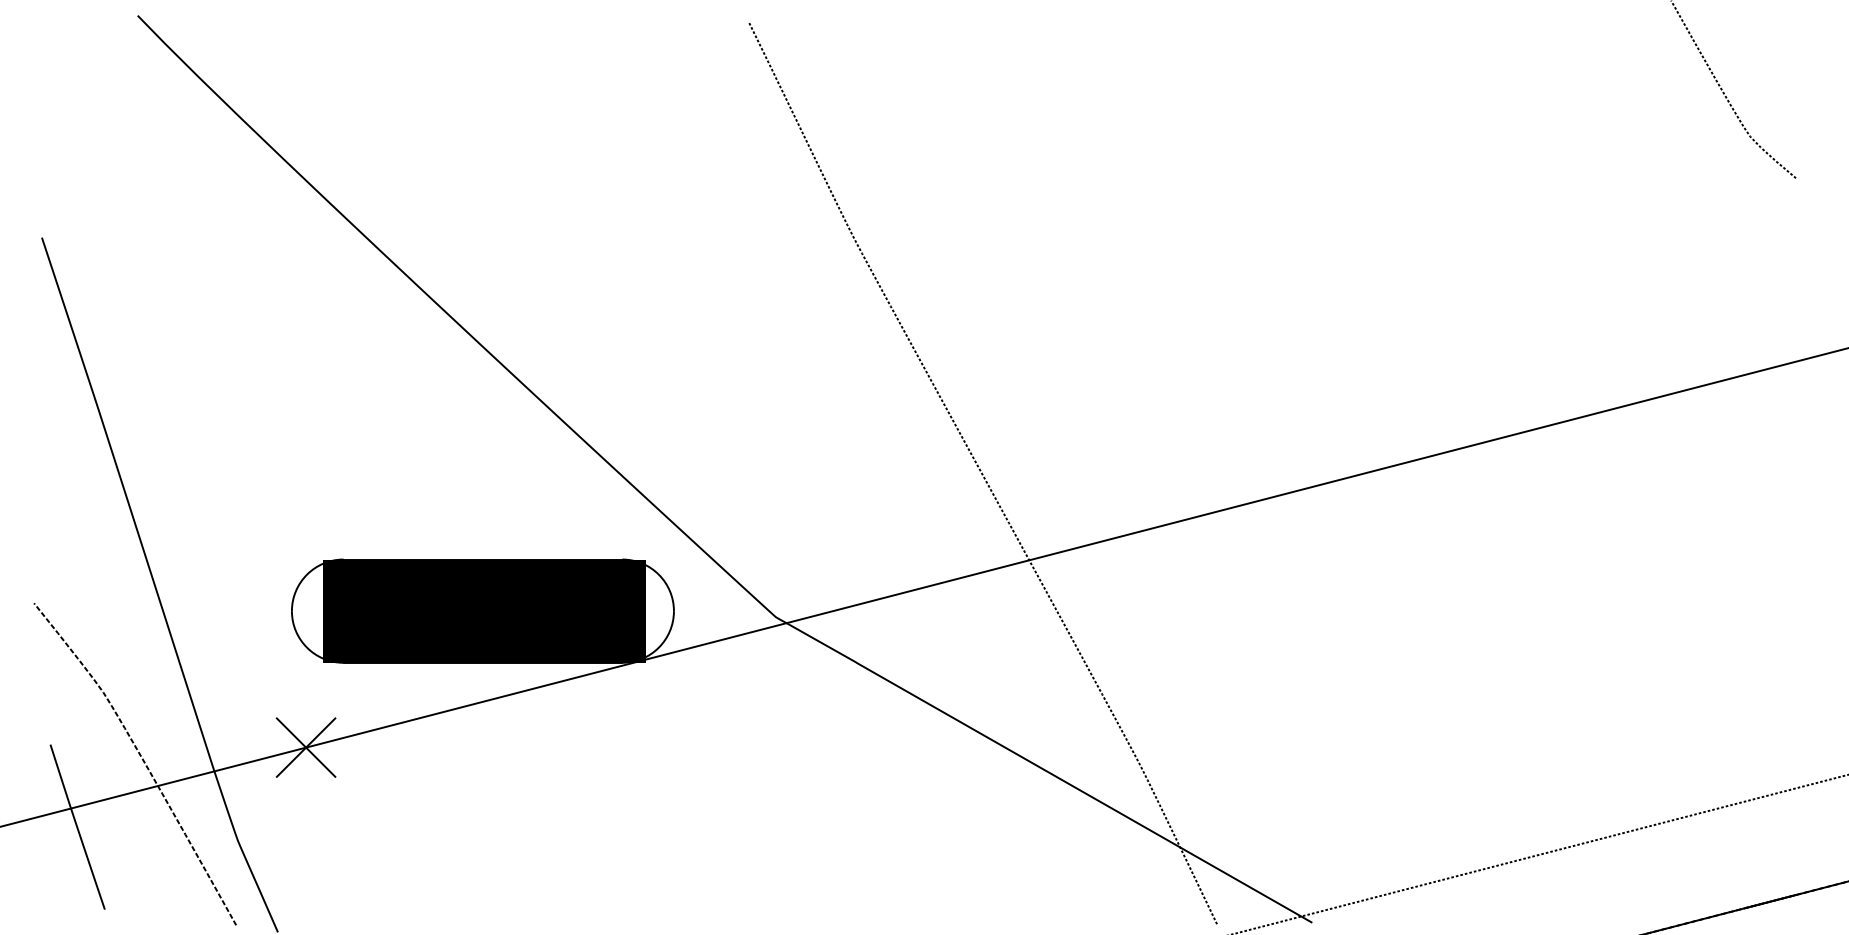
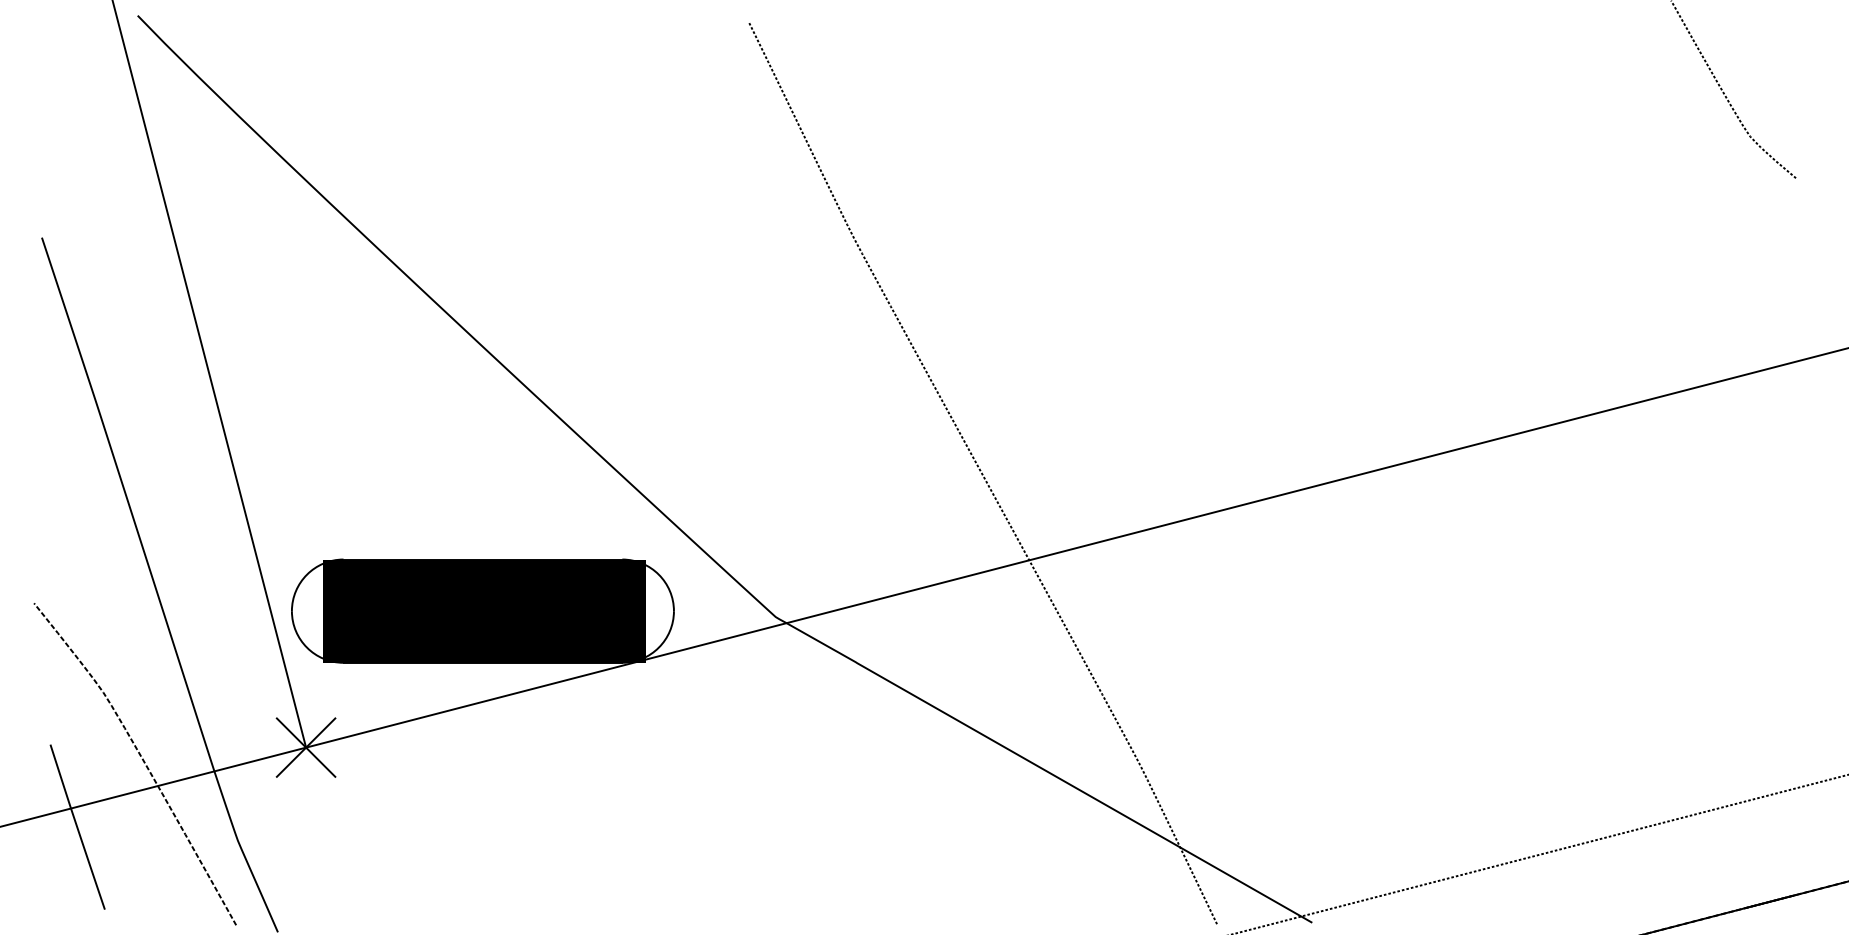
line: none -> present (209, 374)
